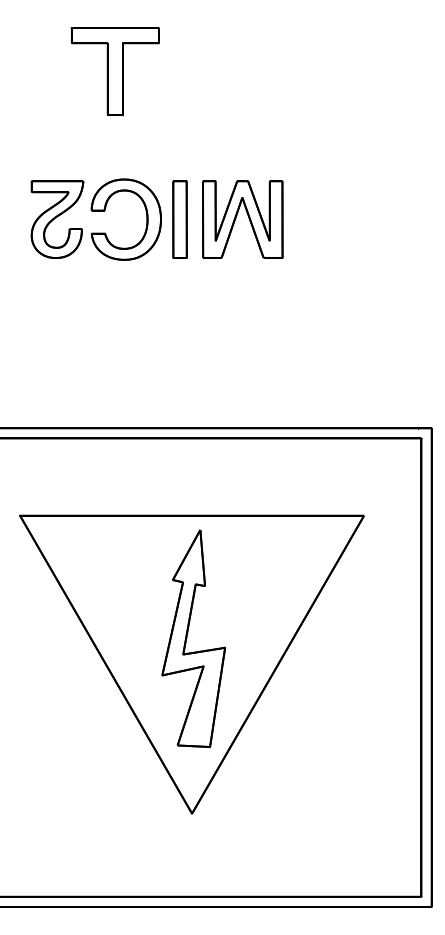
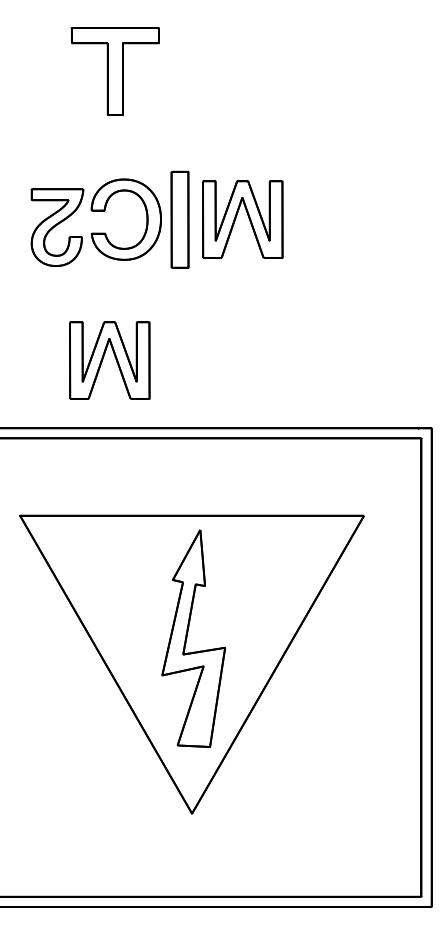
part position: (57, 219) -> (57, 227) (57, 227)
part size: 16x79 px -> 20x99 px (179, 219)
part: none -> present (103, 359)
